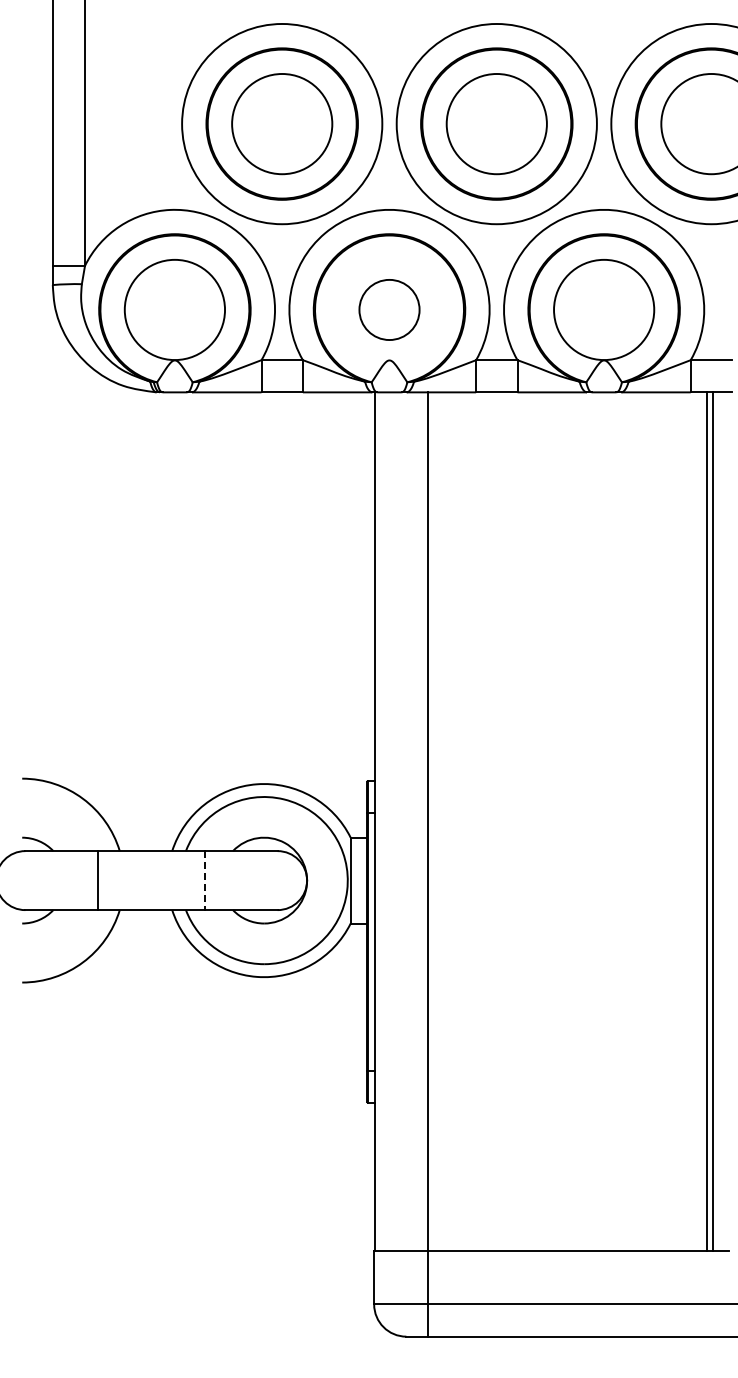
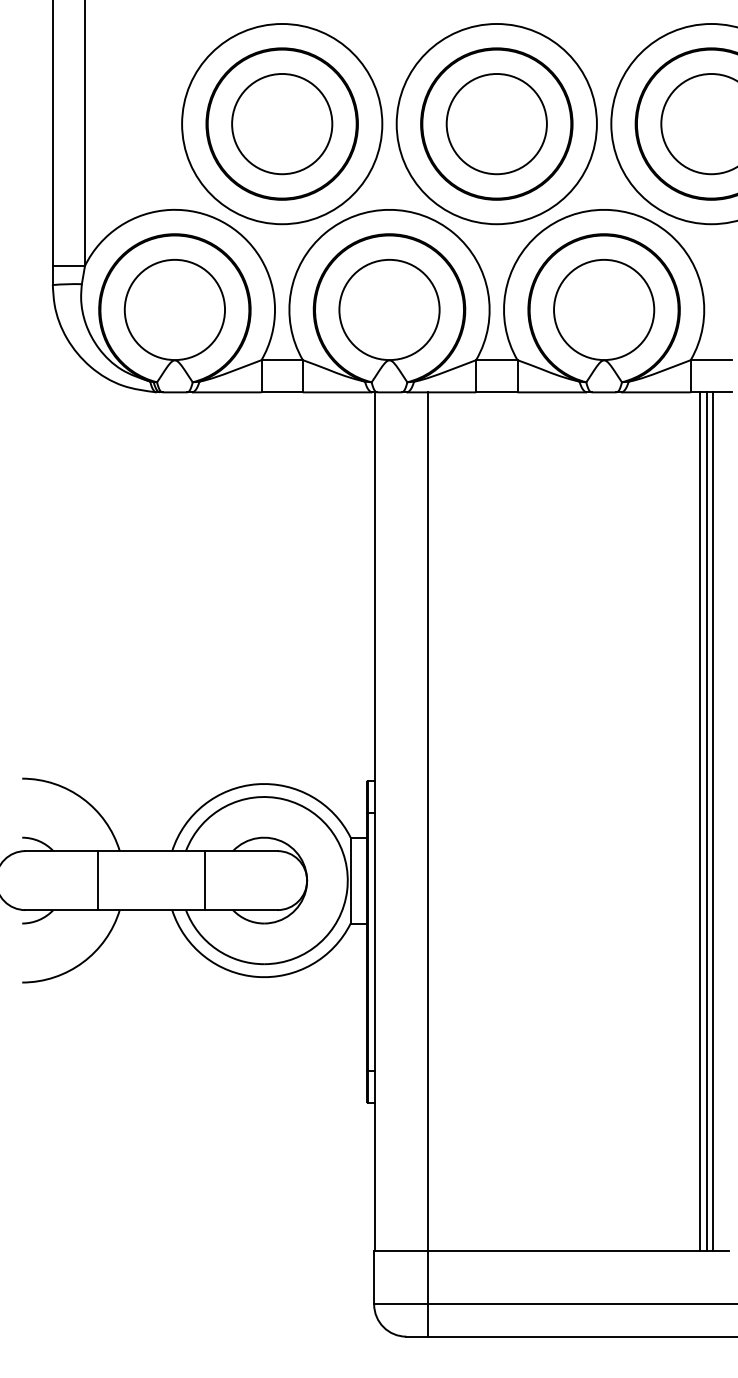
circle diameter: 60 px -> 100 px (389, 309)
line: none -> present (699, 821)
line: dashed -> solid (205, 880)
